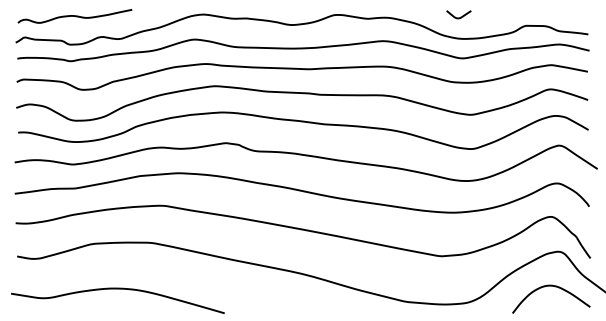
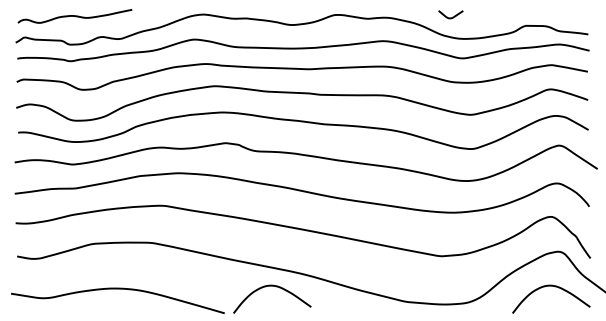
curve position: (460, 16) -> (452, 16) (452, 16)
curve: none -> present (276, 287)
